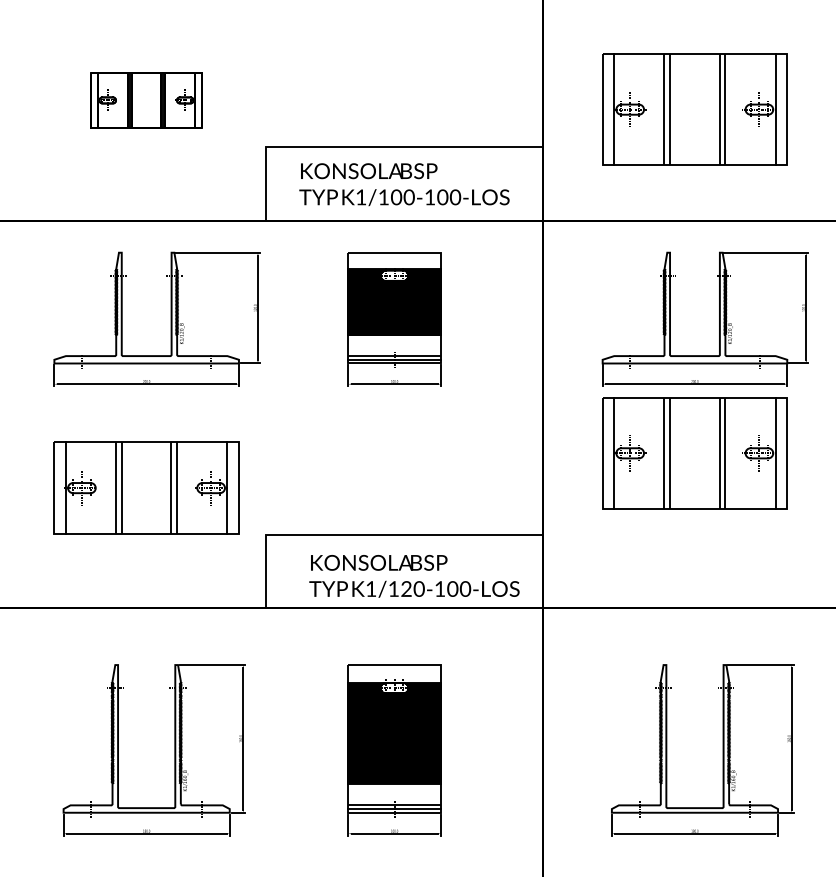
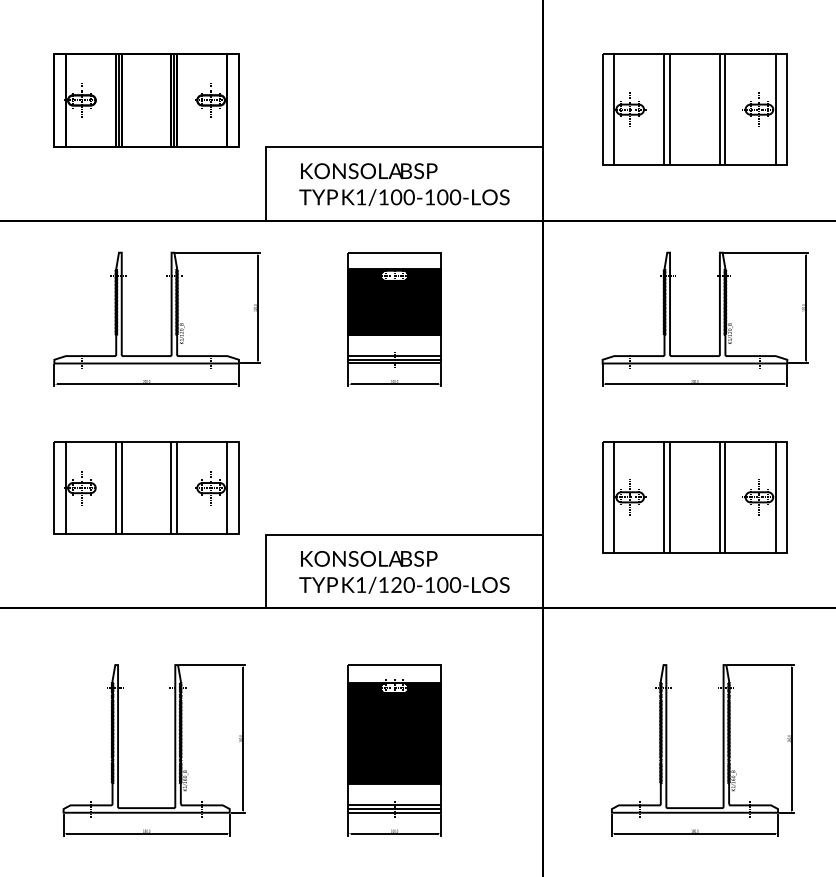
part size: 113x57 px -> 187x95 px (146, 100)
part position: (694, 453) -> (694, 497) (694, 497)
text position: (414, 576) -> (404, 572) (404, 572)
